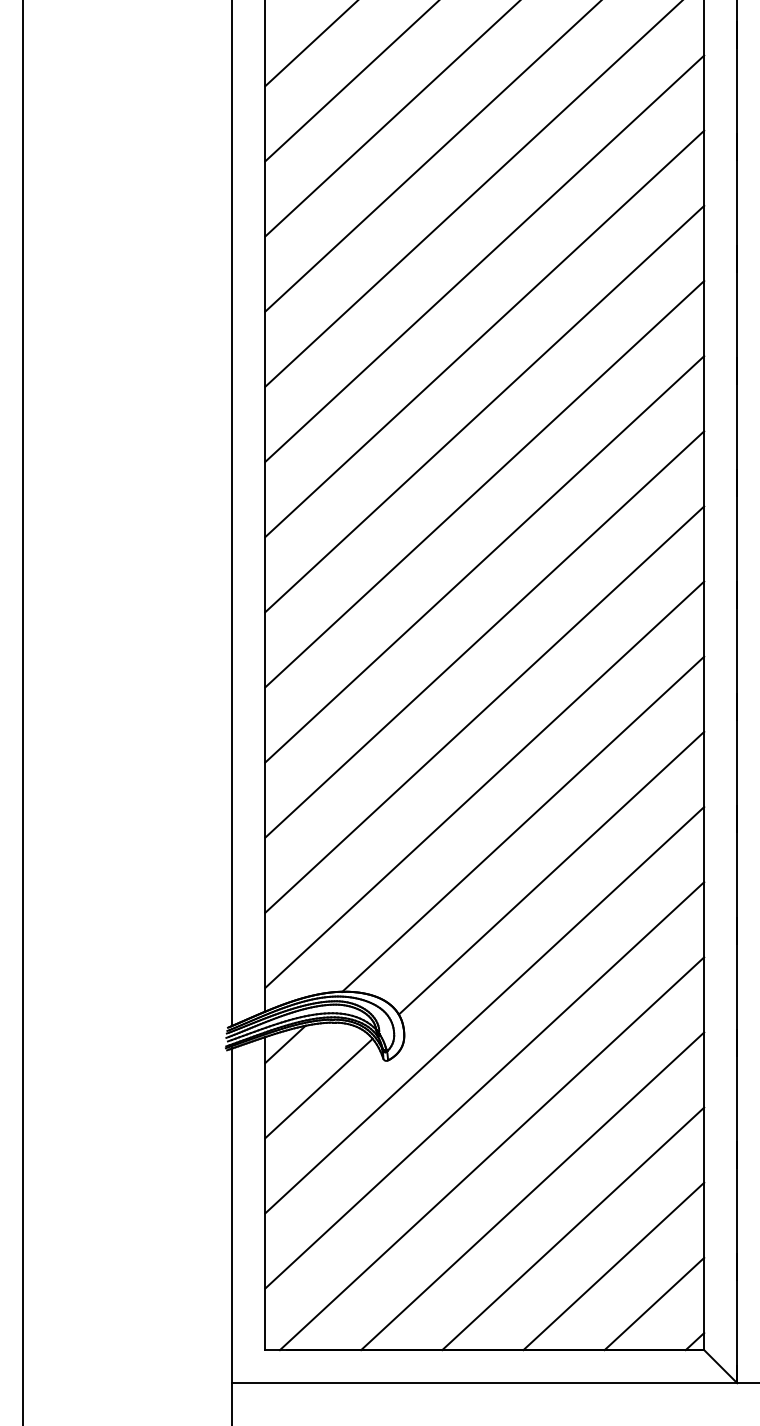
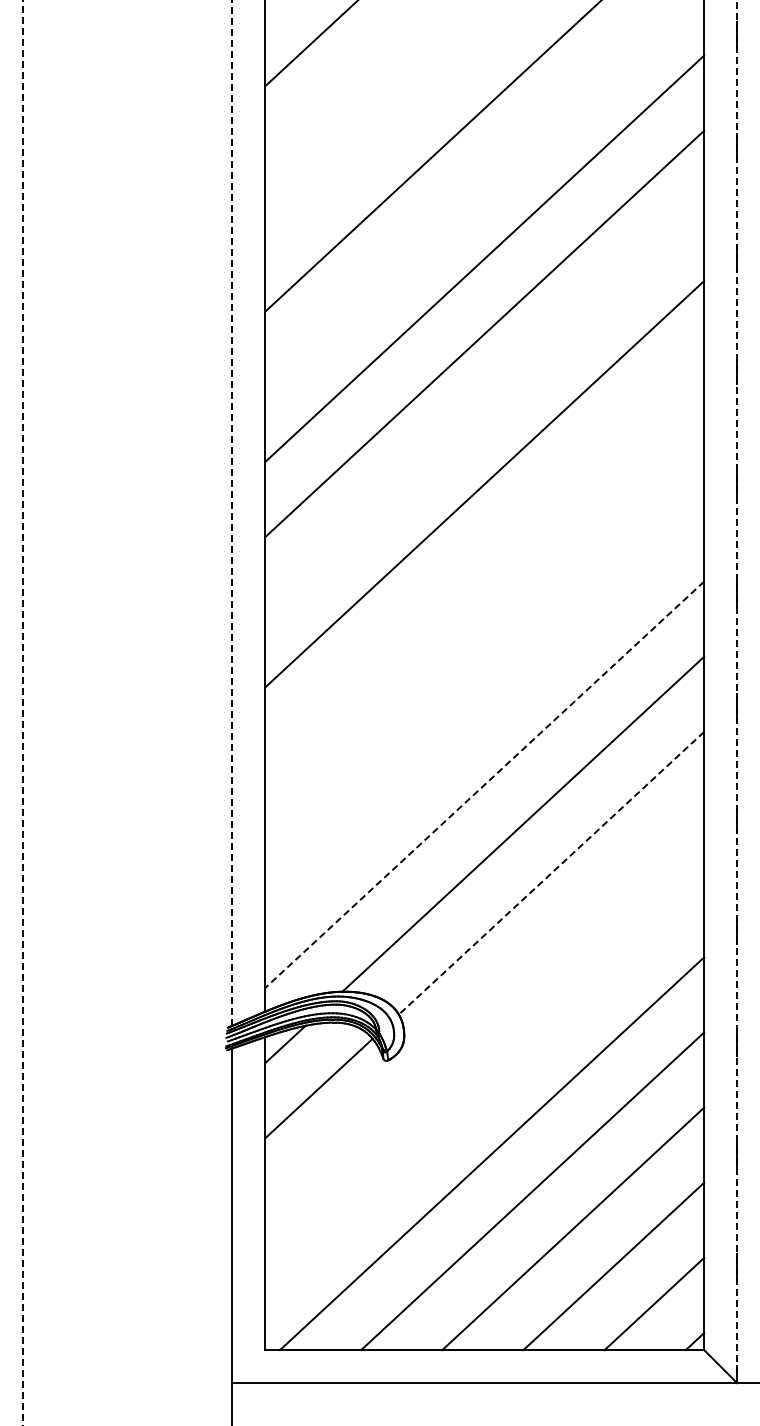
line: present -> none (351, 81)
line: present -> none (391, 119)
line: present -> none (472, 194)
line: present -> none (484, 408)
line: solid -> dashed (232, 513)
line: present -> none (484, 559)
line: present -> none (484, 634)
line: solid -> dashed (737, 692)
line: present -> none (484, 709)
line: solid -> dashed (22, 712)
line: solid -> dashed (484, 785)
line: solid -> dashed (551, 873)
line: present -> none (484, 1010)
line: present -> none (484, 1085)
